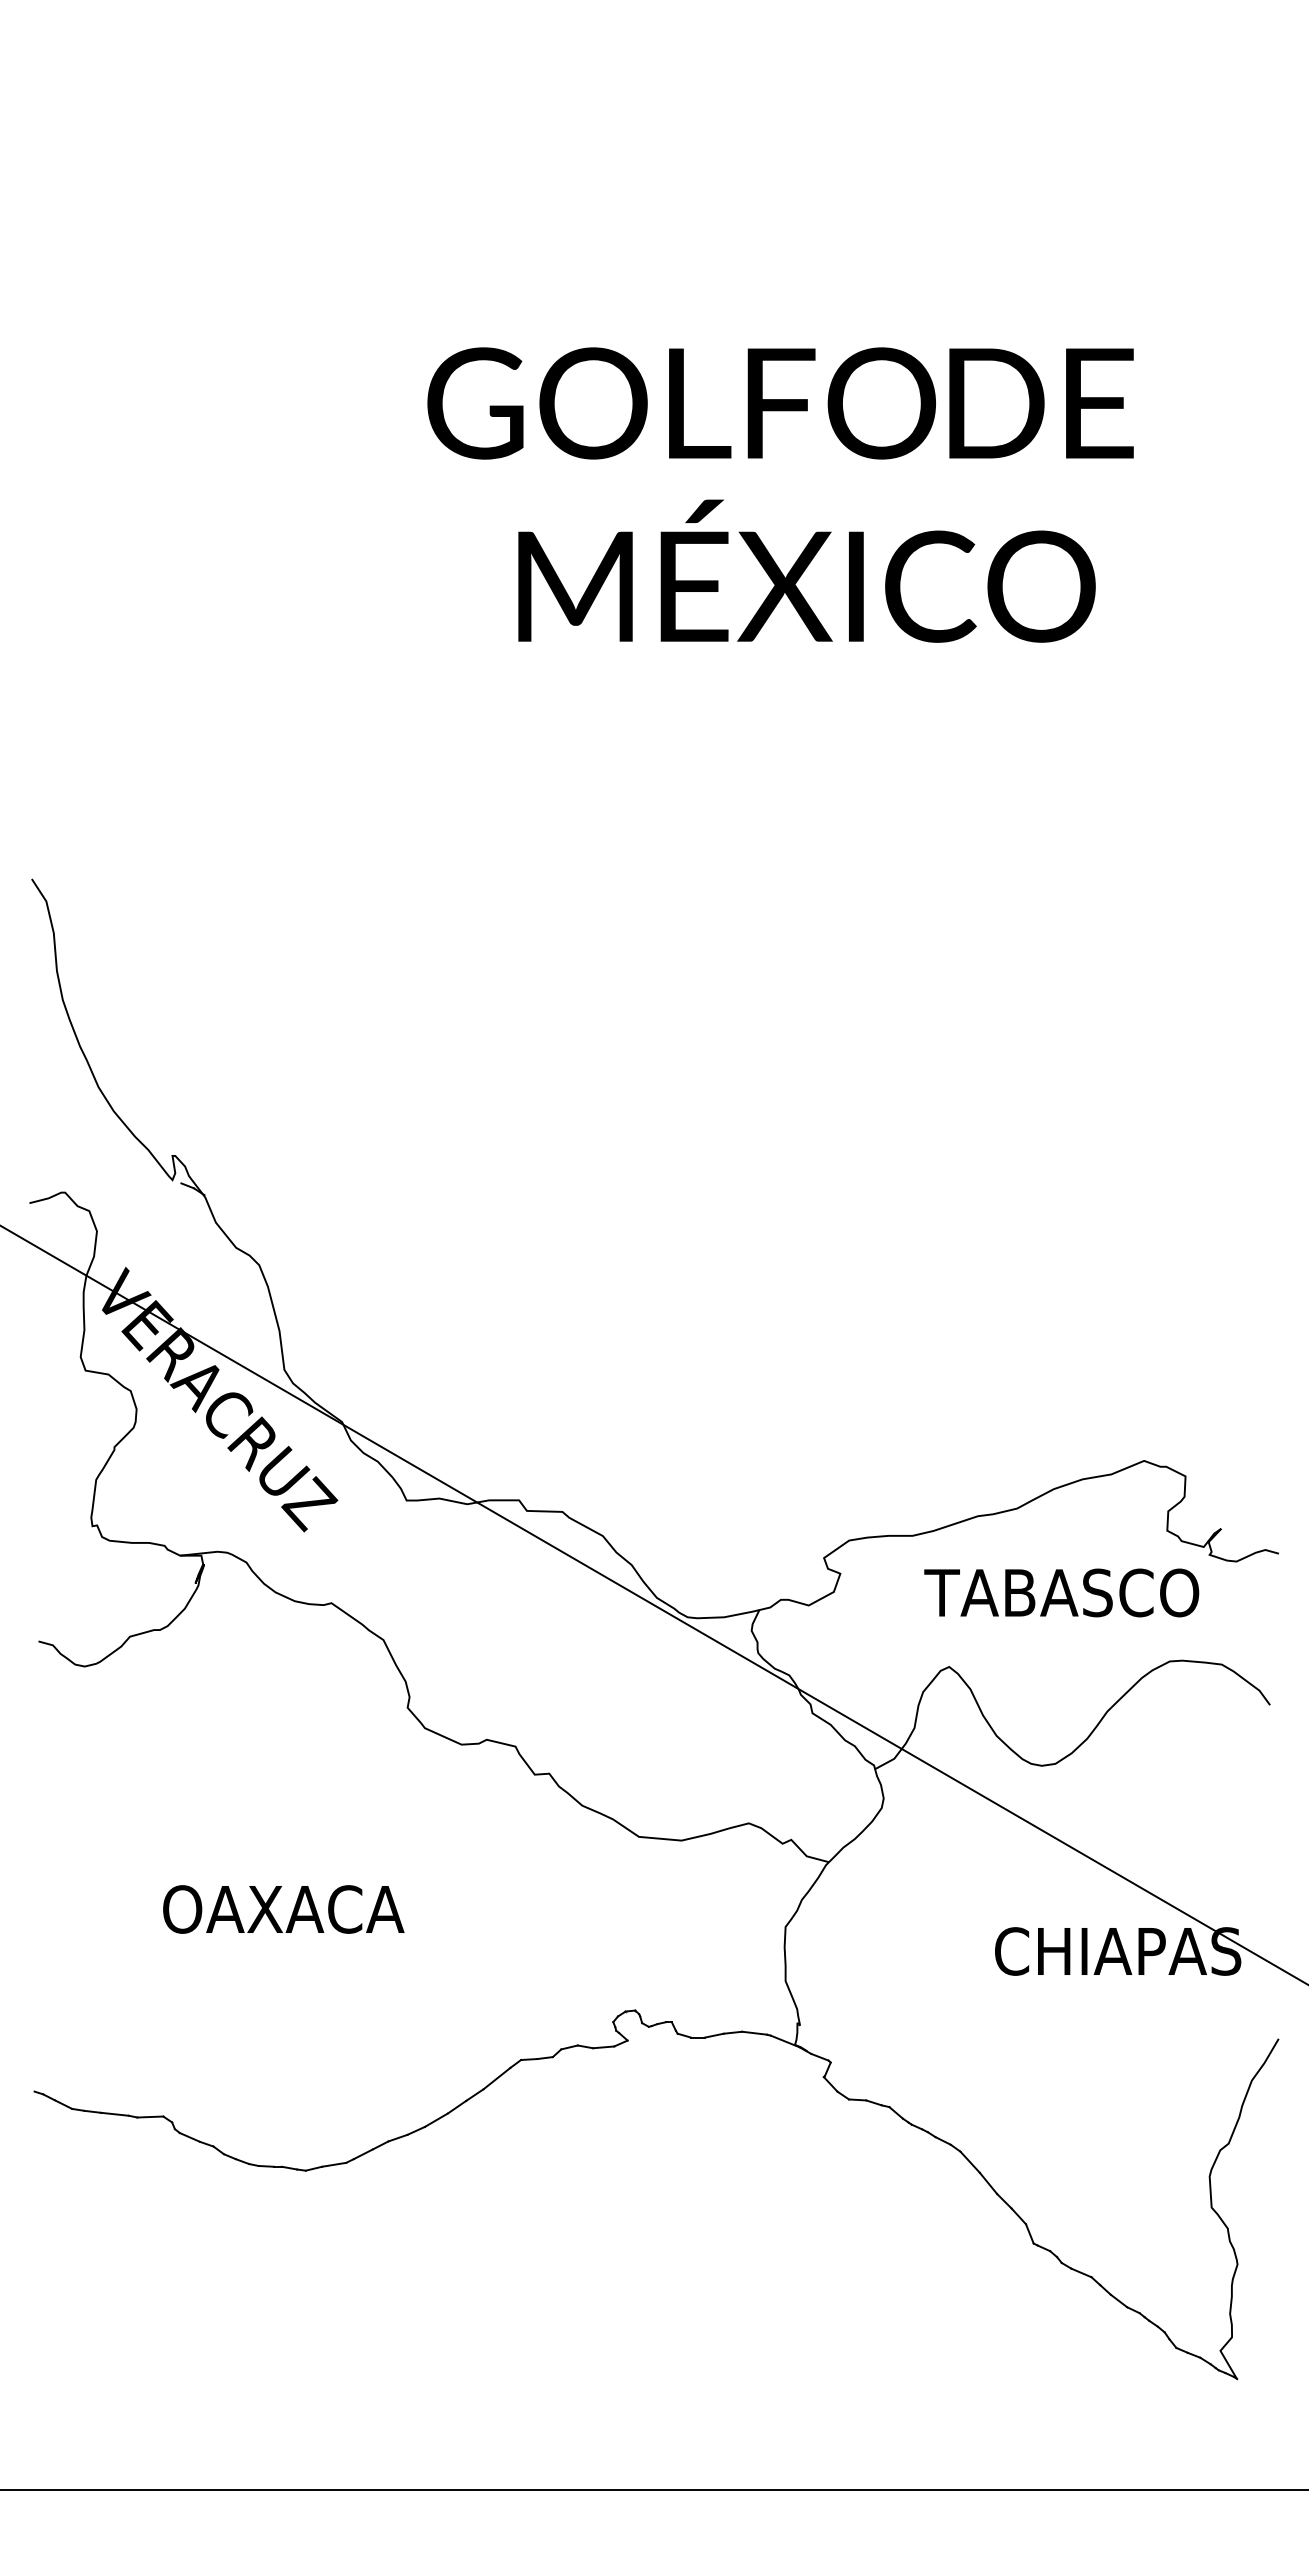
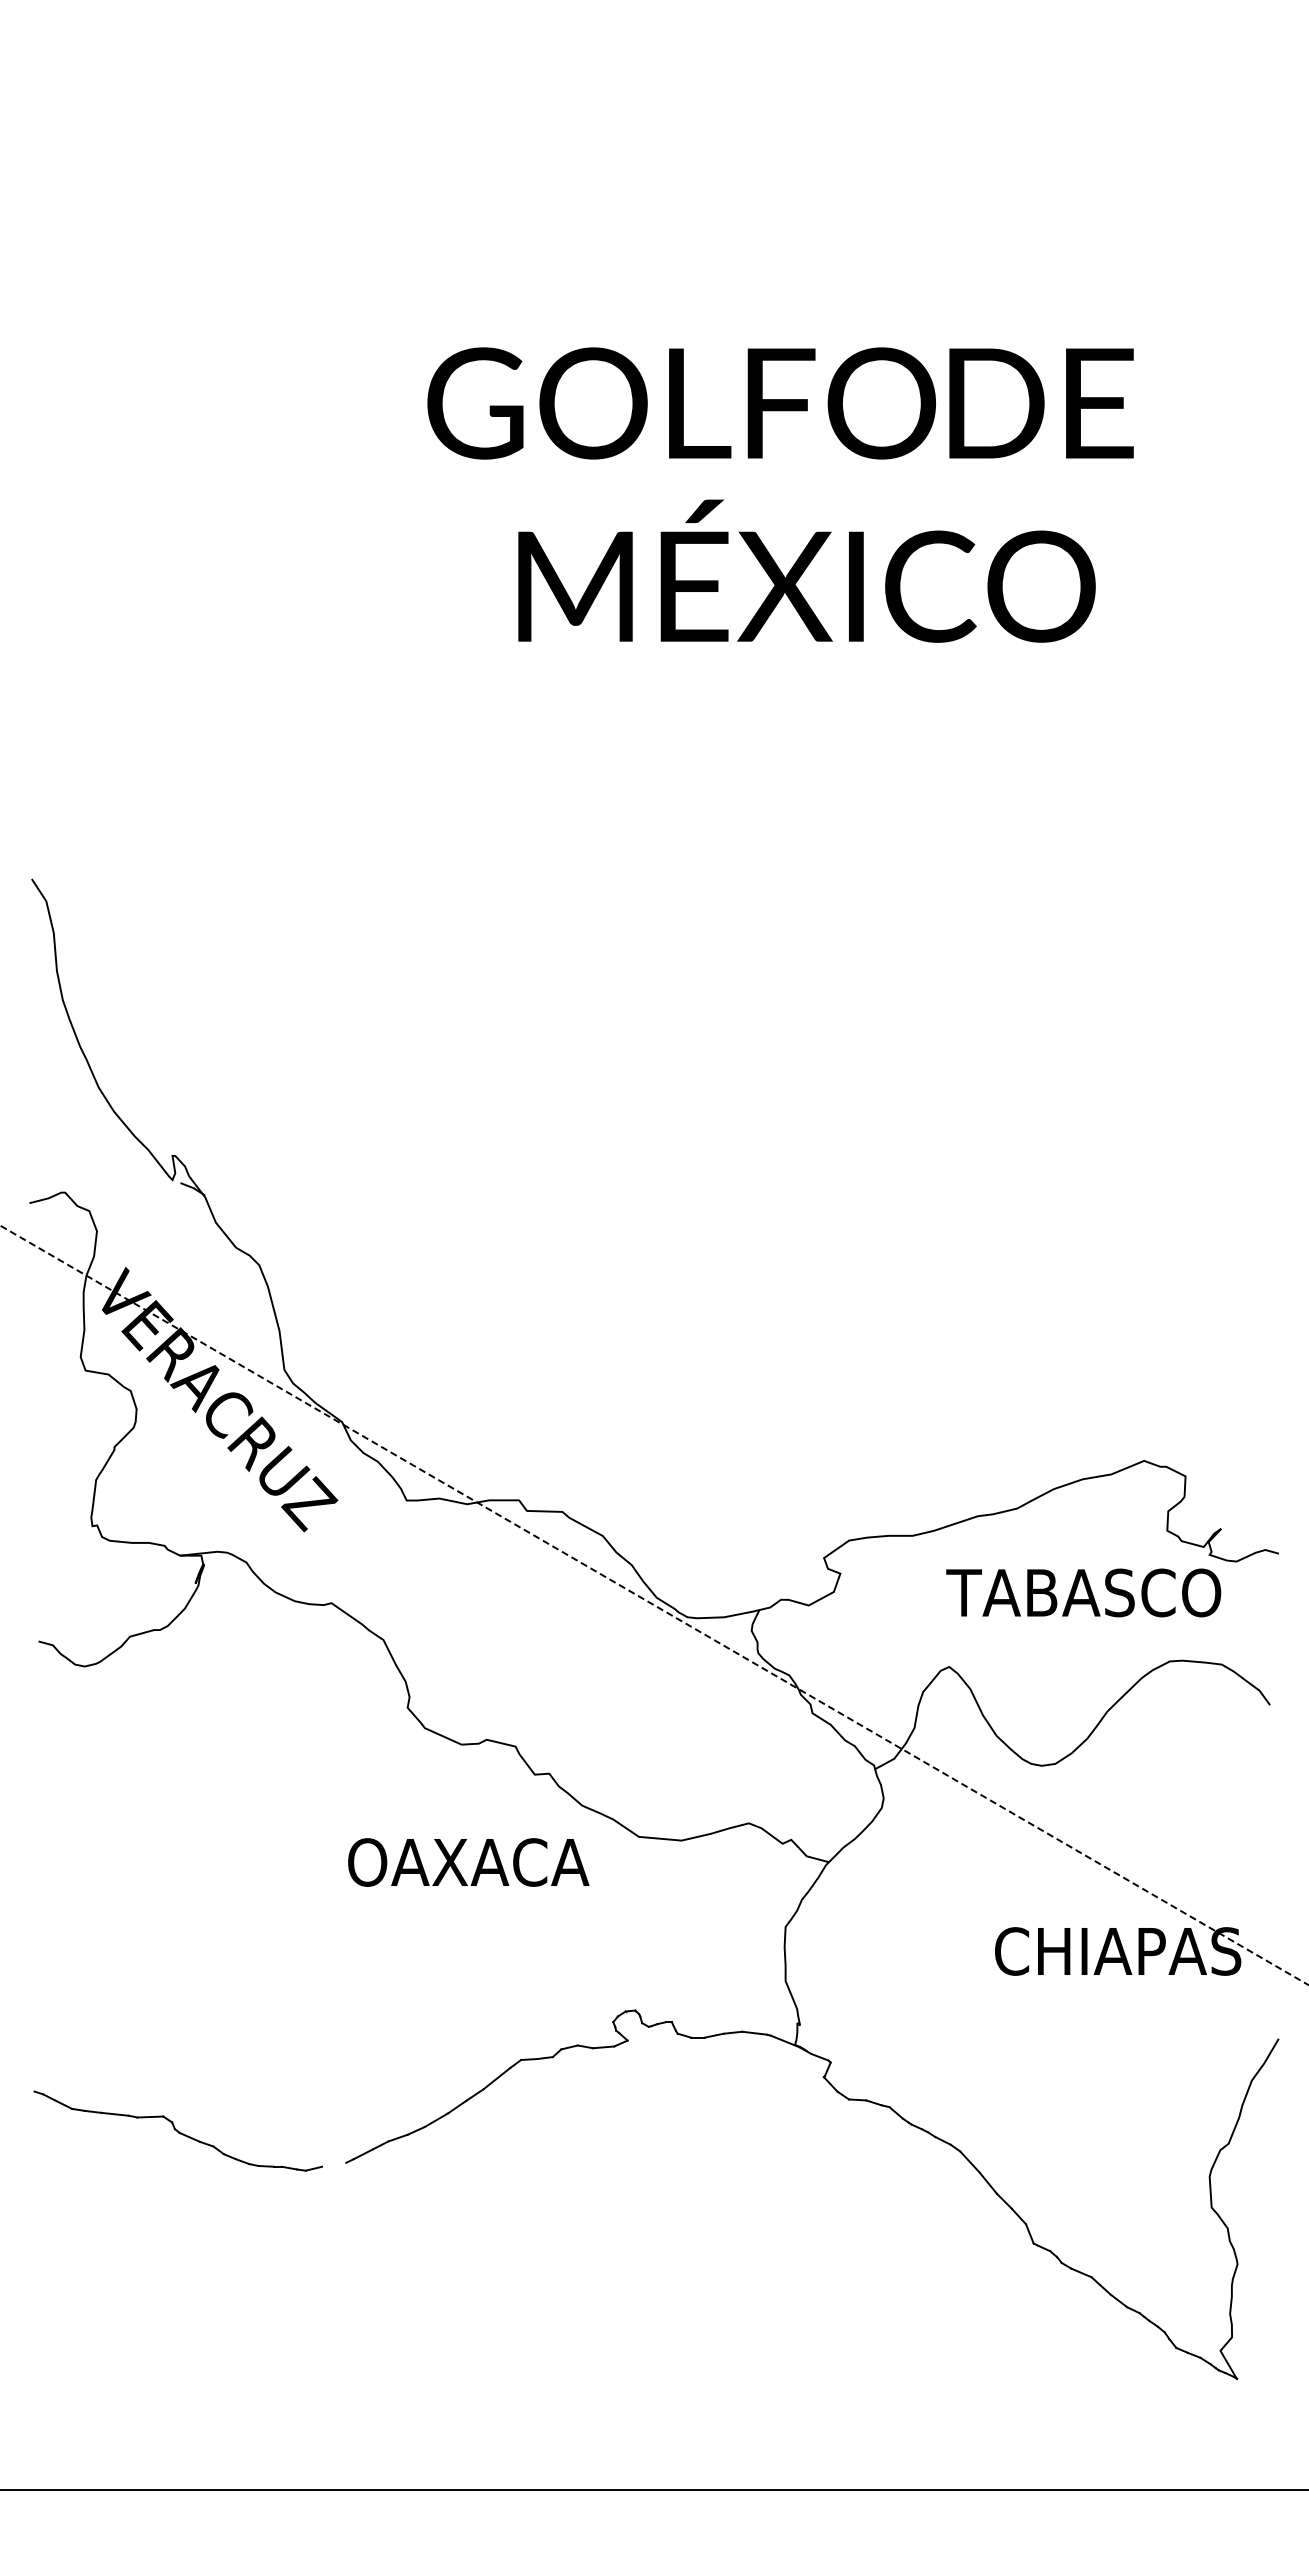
text position: (1061, 1592) -> (1083, 1592) (1083, 1592)
line: solid -> dashed (655, 1605)
text position: (283, 1909) -> (468, 1862) (468, 1862)
line: present -> none (334, 2164)
